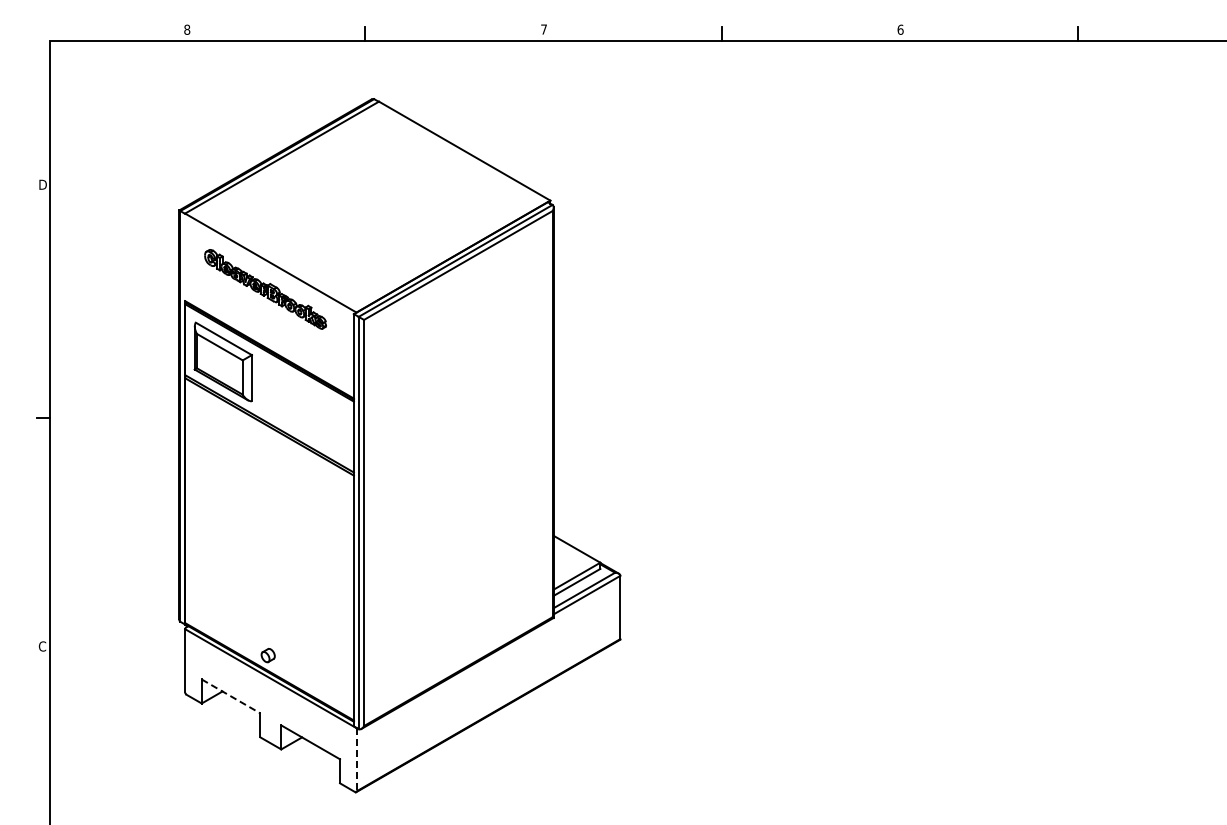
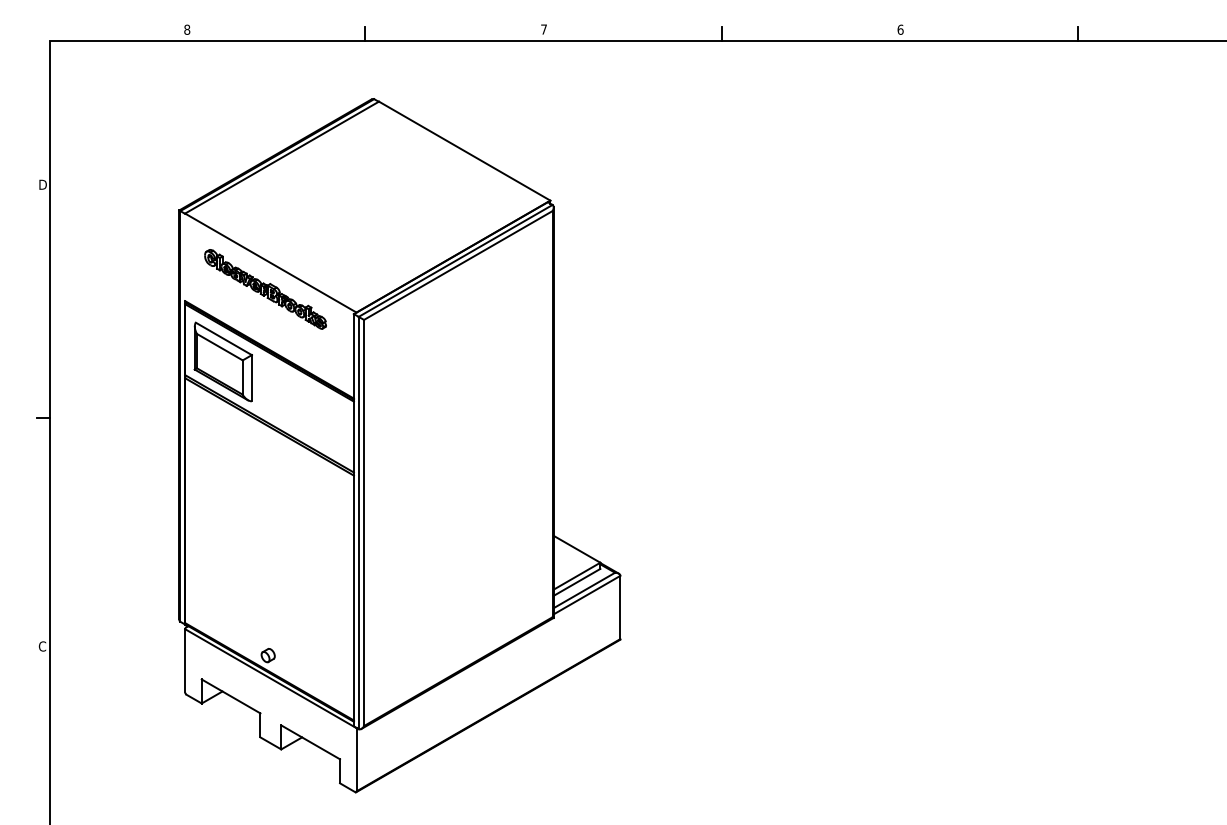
line: dashed -> solid (231, 696)
line: dashed -> solid (356, 759)
